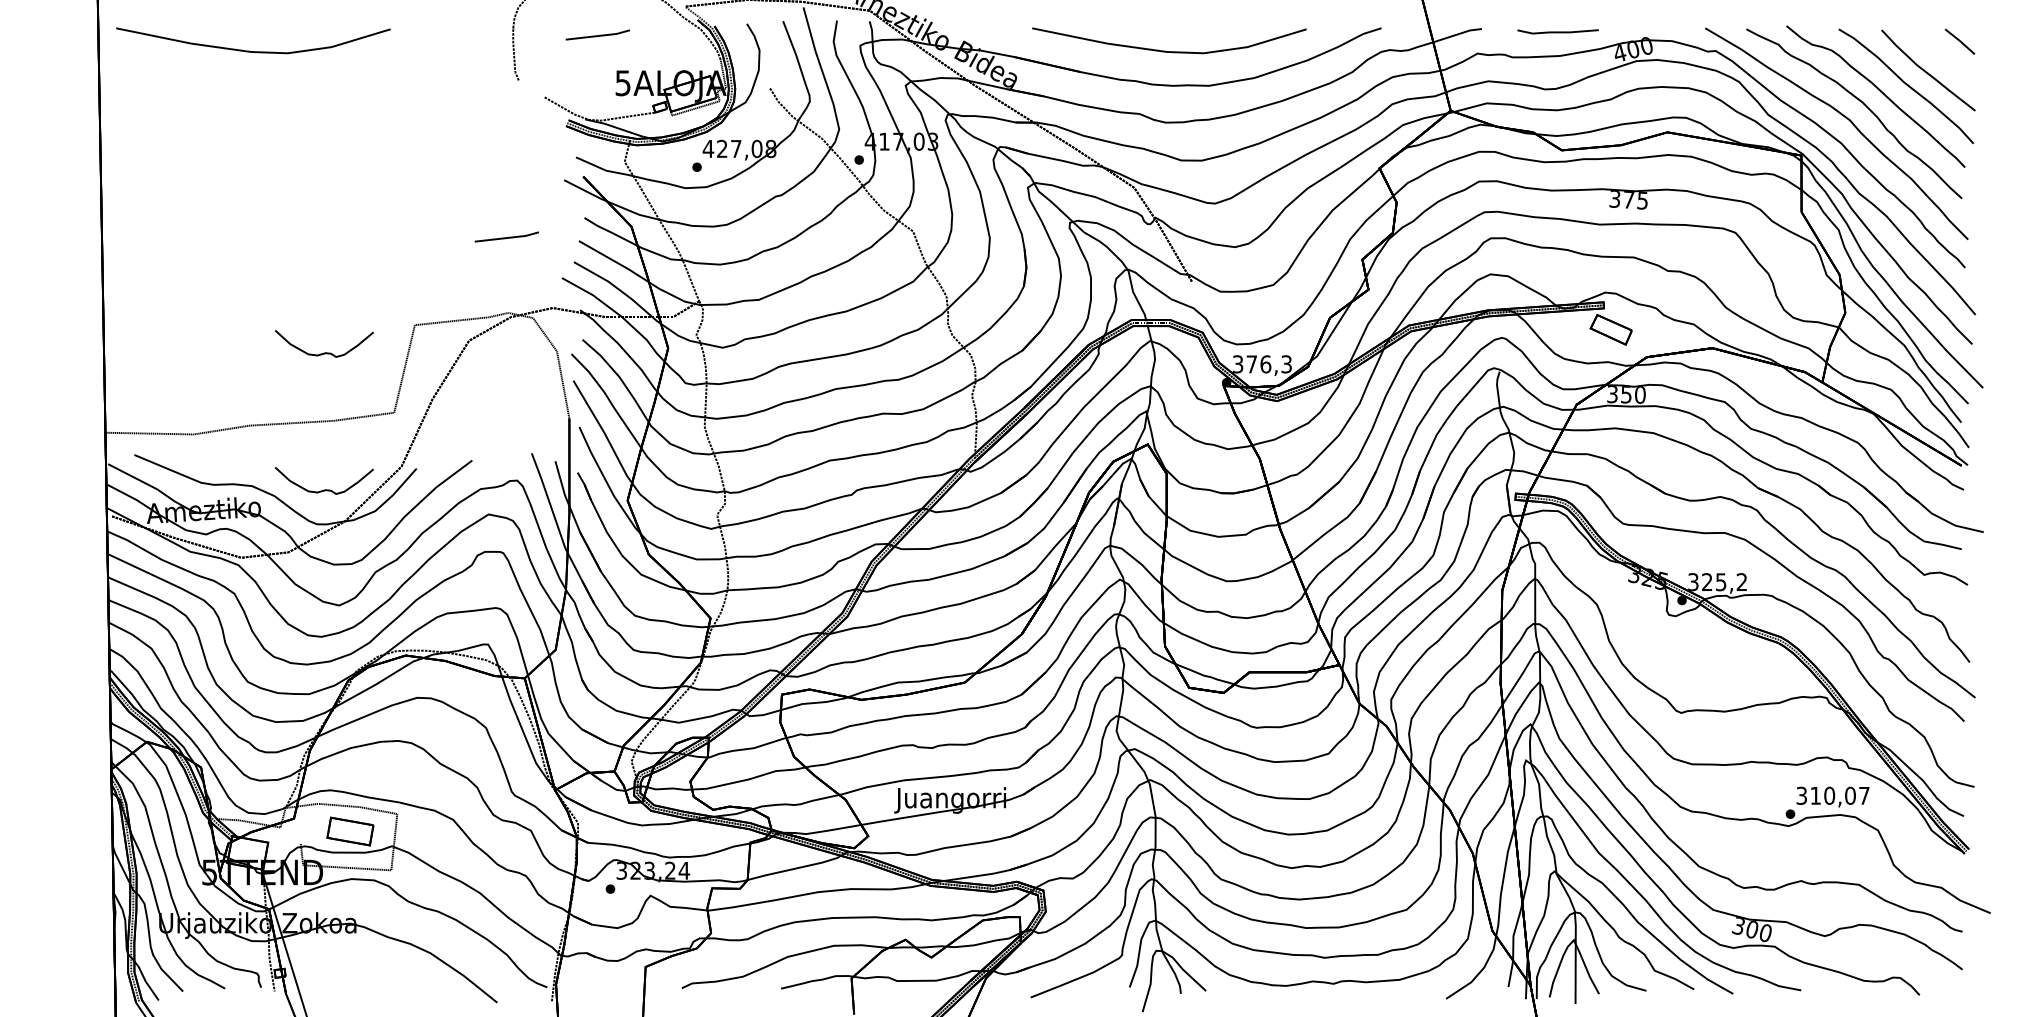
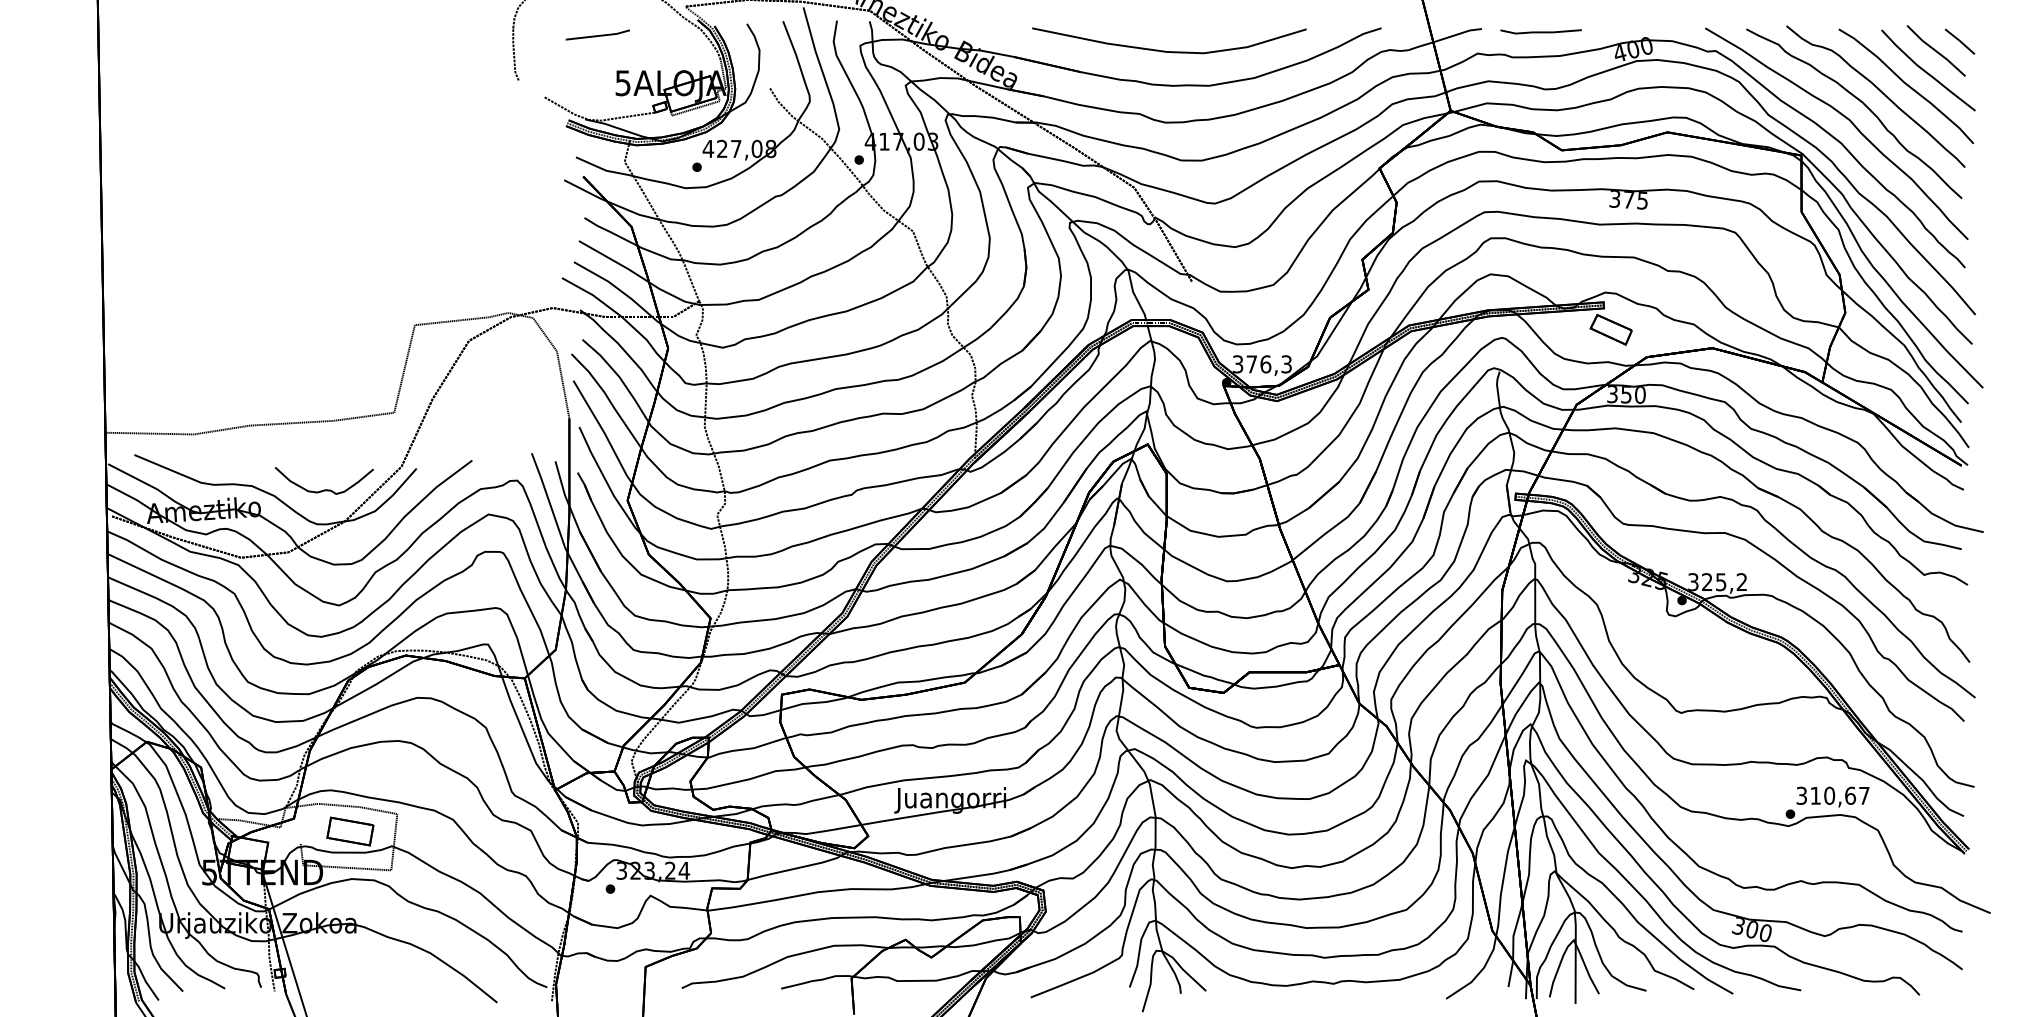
line position: (1557, 31) -> (1540, 31) (1540, 31)
curve: present -> none (249, 50)
line: none -> present (1935, 50)
line: present -> none (506, 237)
curve: present -> none (323, 352)
text: 310,07 -> 310,67 (1850, 795)
